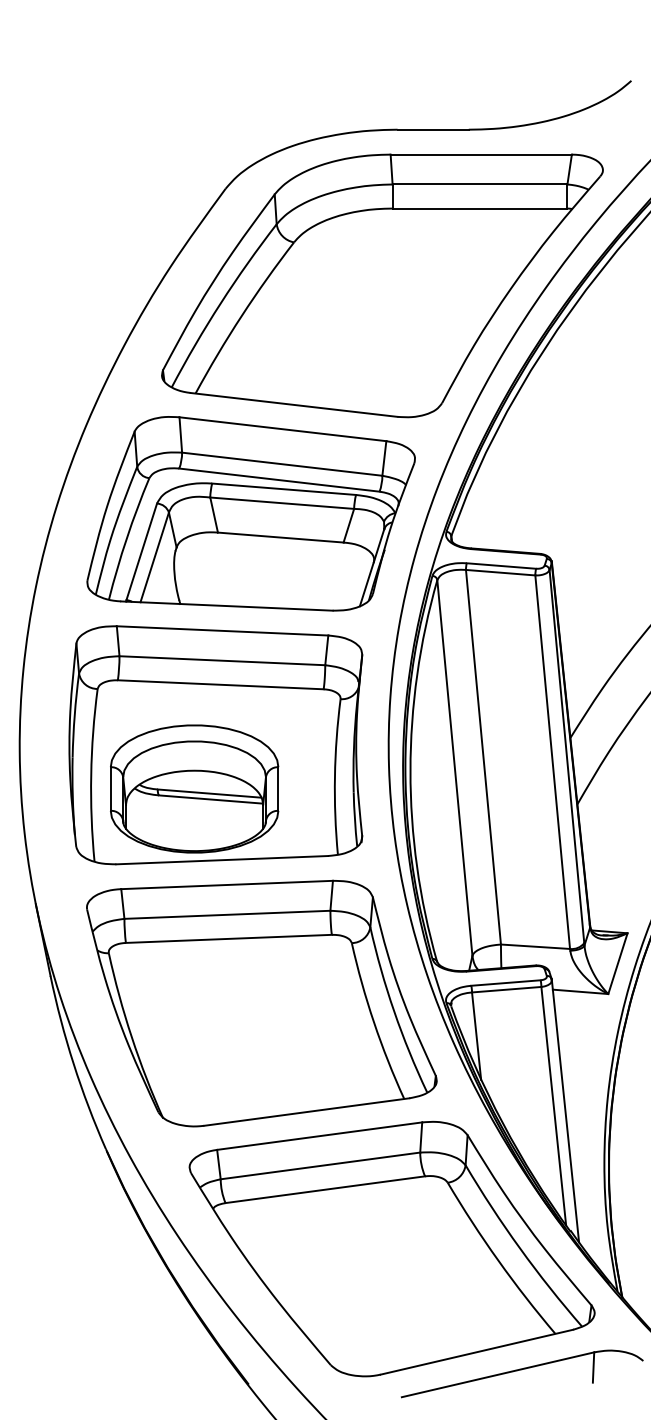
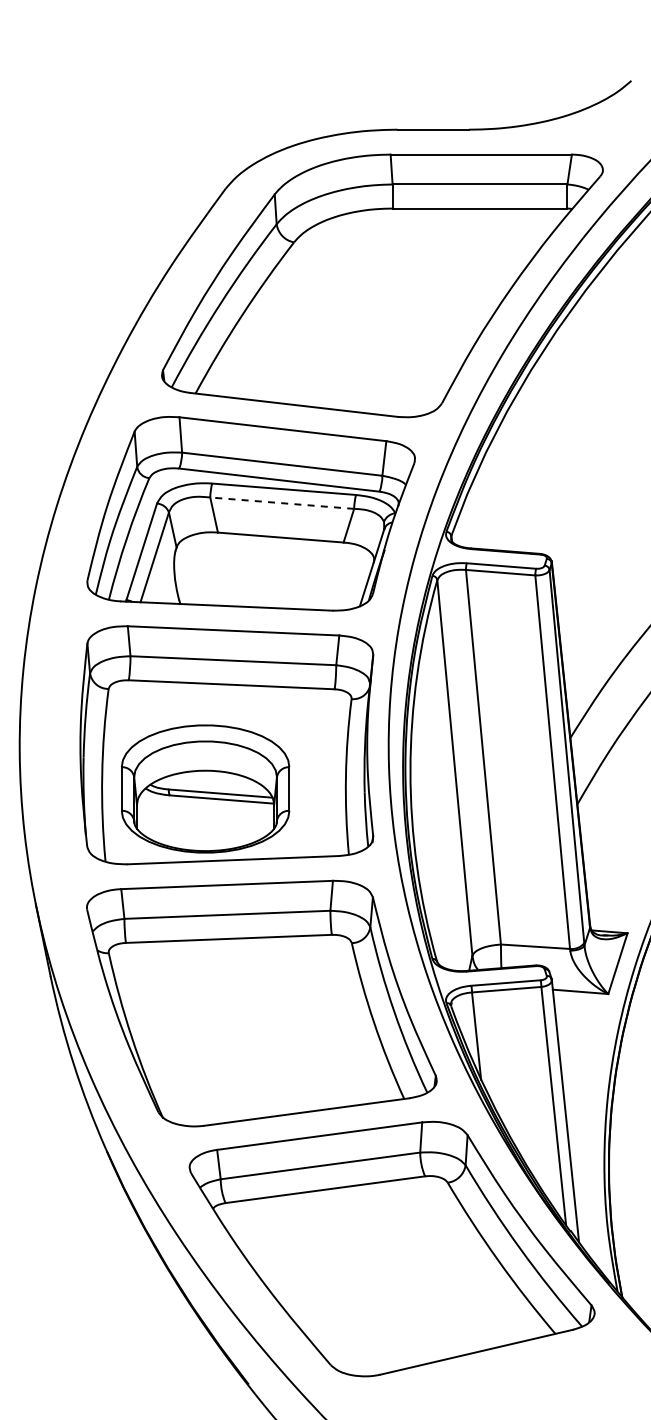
line: solid -> dashed (281, 503)
part position: (215, 745) -> (226, 745) (226, 745)
part: present -> none (521, 1373)
